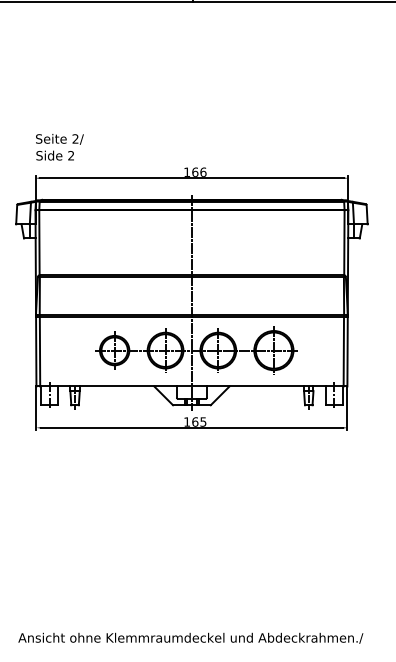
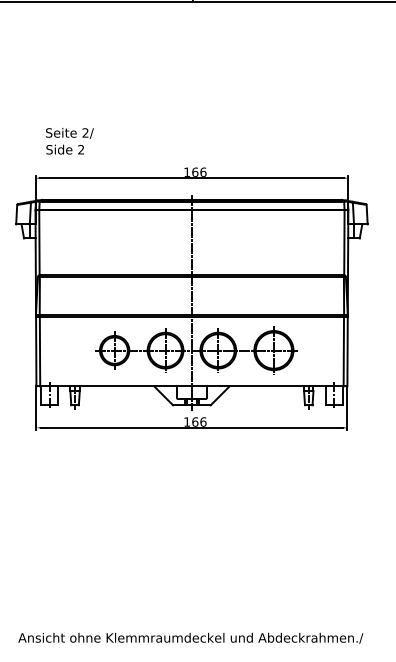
text position: (59, 147) -> (69, 141) (69, 141)
text: 165 -> 166 (203, 421)
